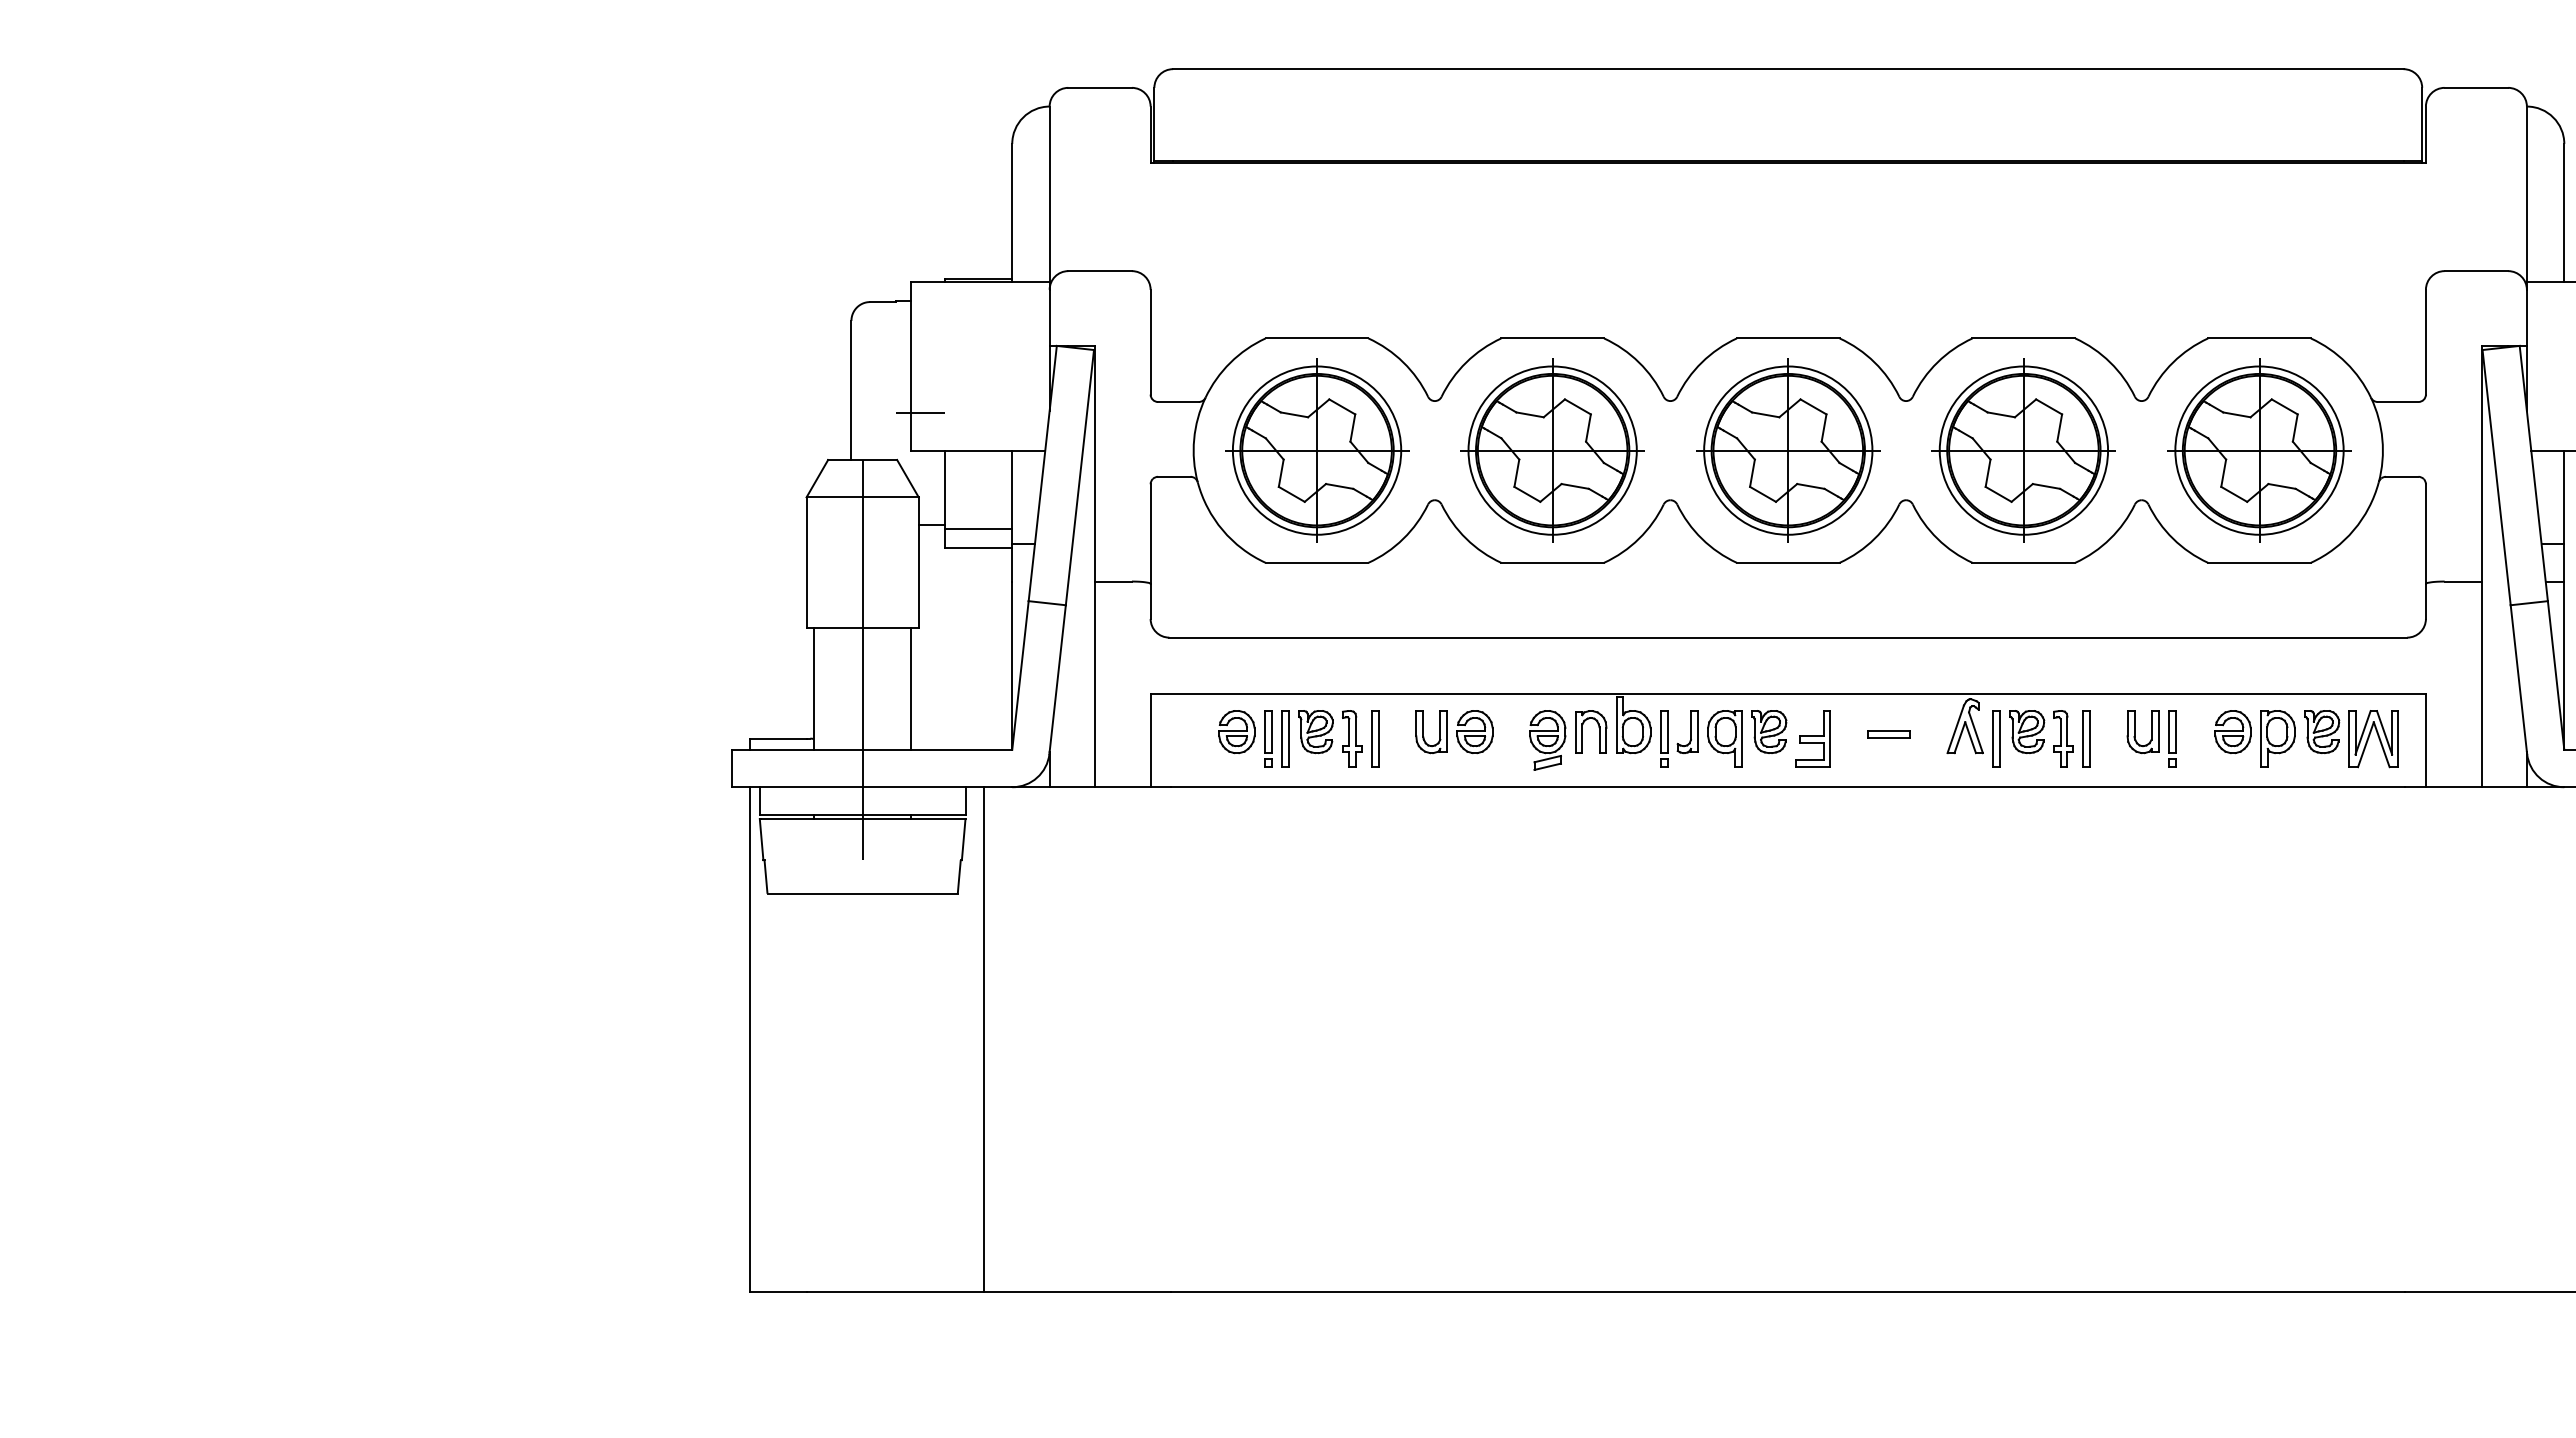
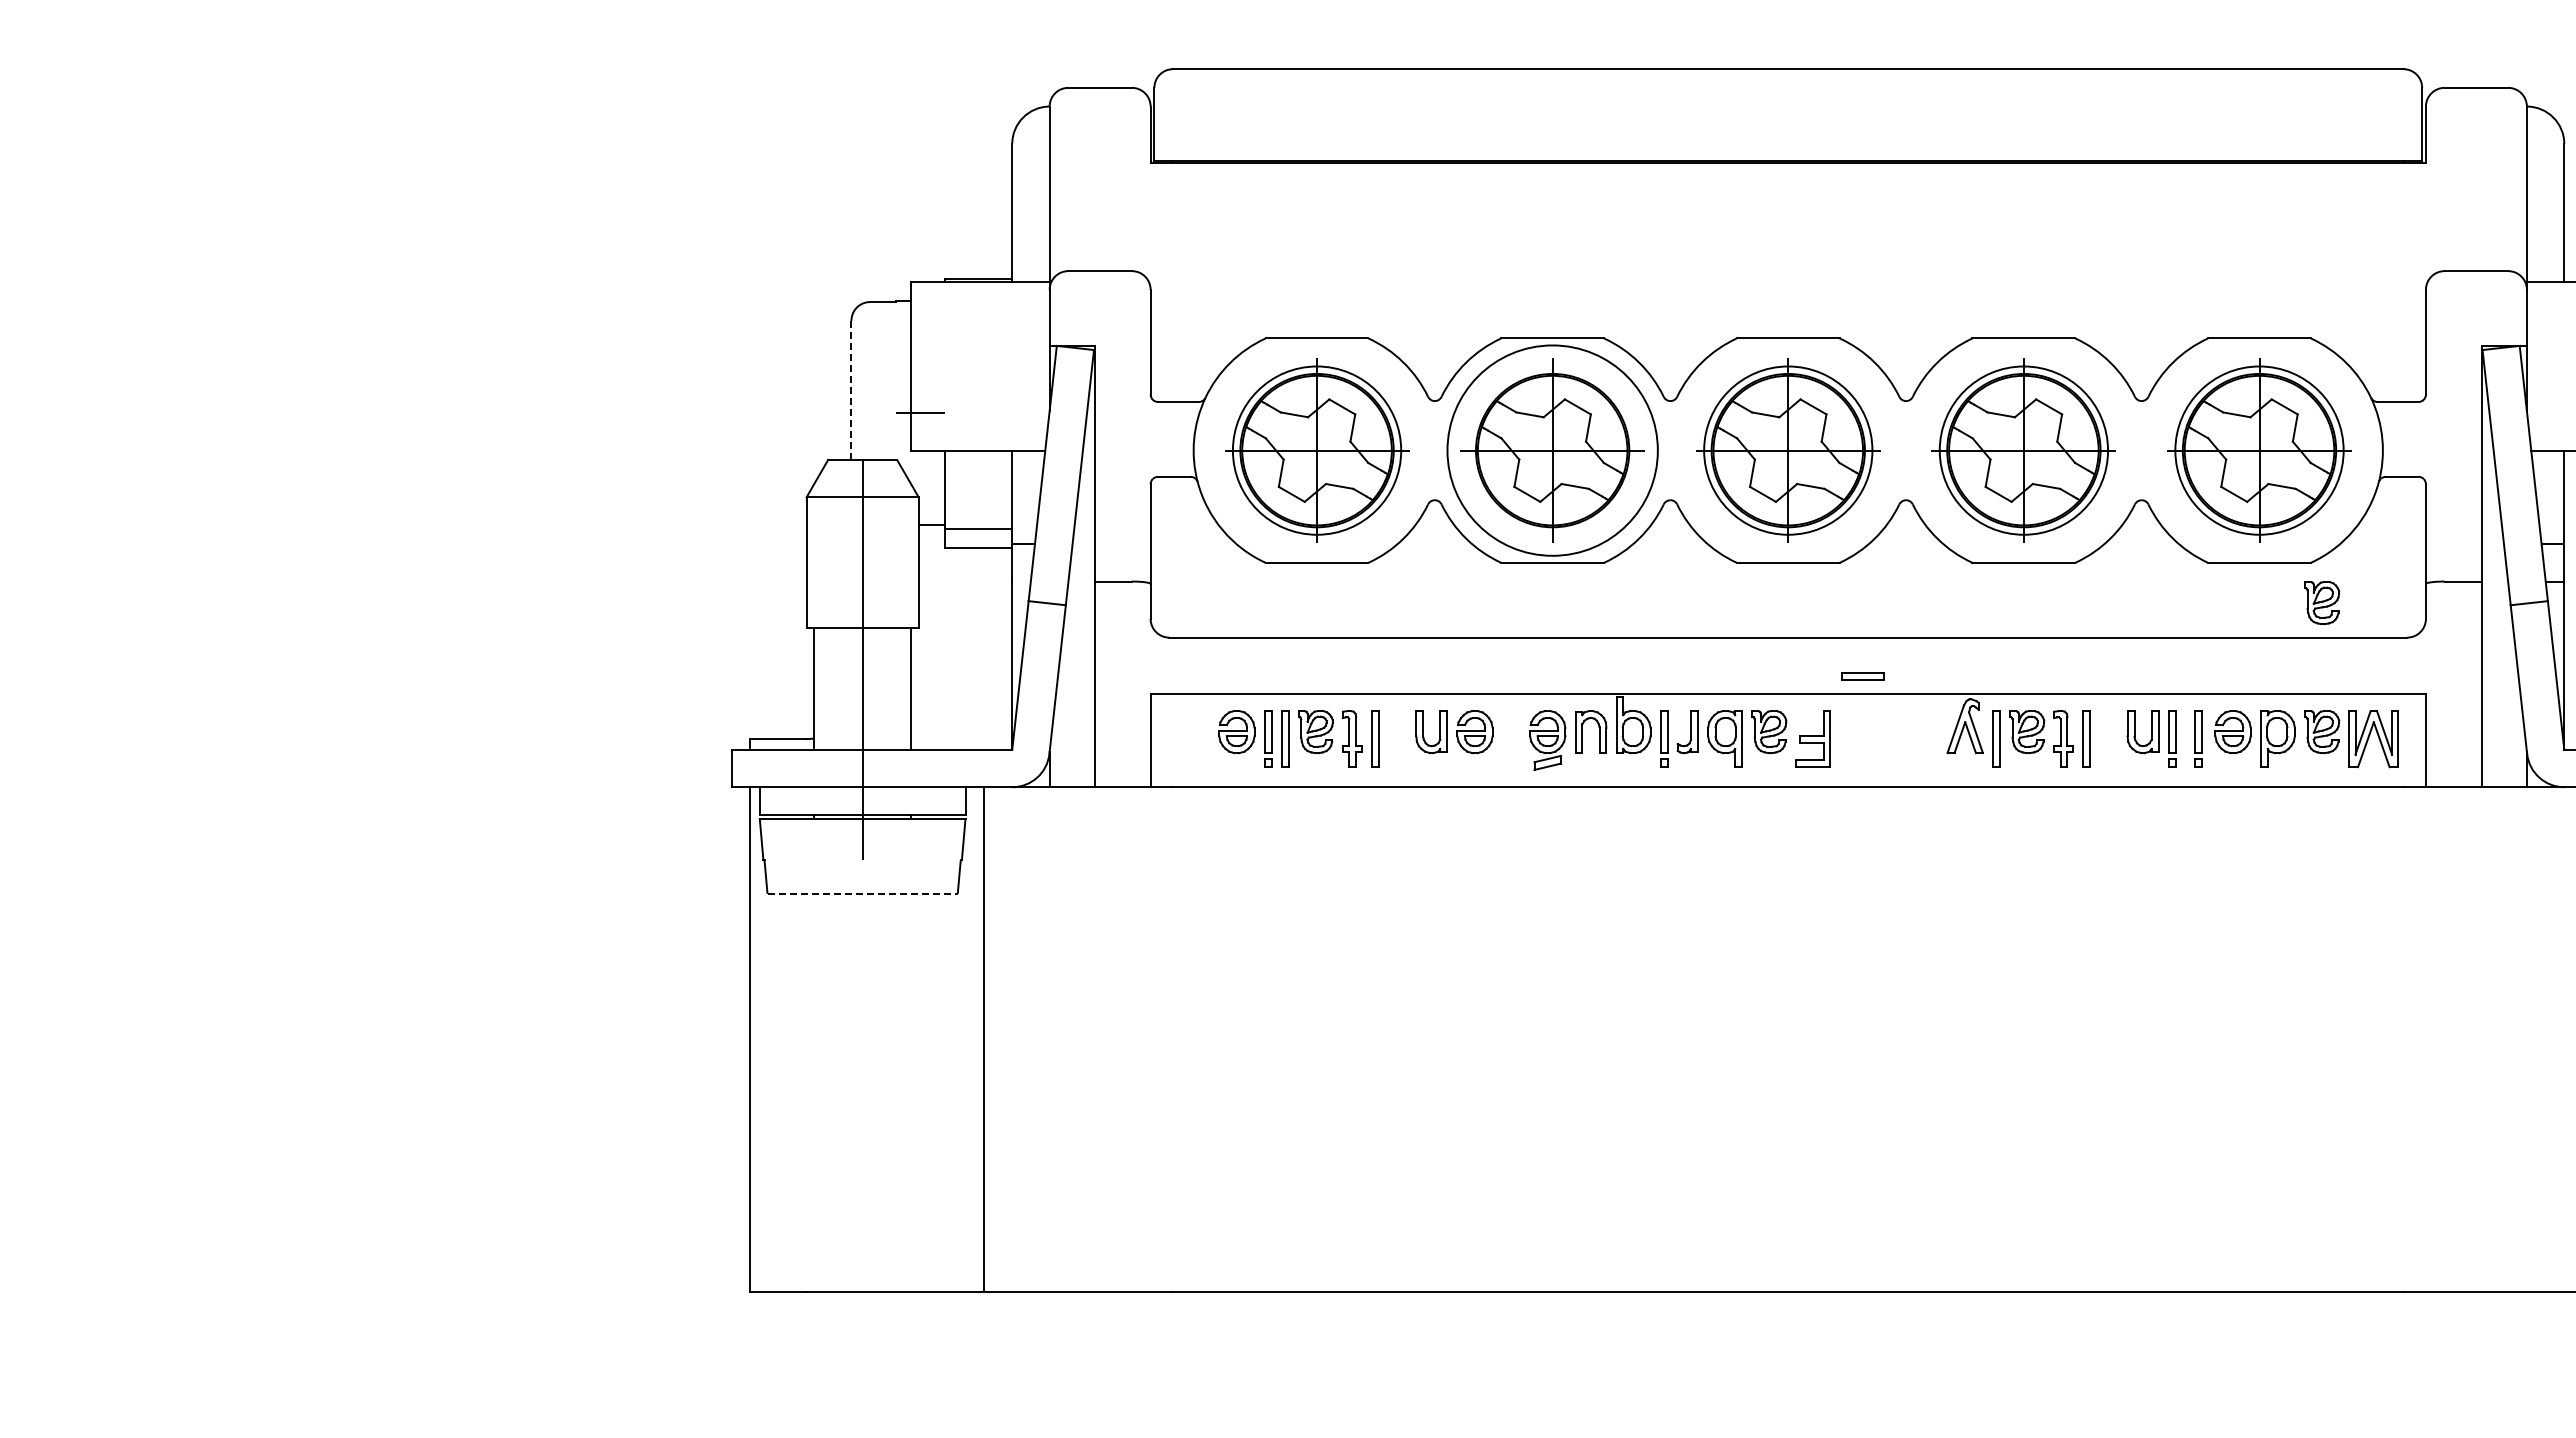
line: solid -> dashed (851, 390)
circle diameter: 168 px -> 210 px (1552, 450)
part: none -> present (2322, 602)
part position: (1888, 734) -> (1862, 676) (1862, 676)
part: none -> present (2198, 738)
line: solid -> dashed (863, 893)
